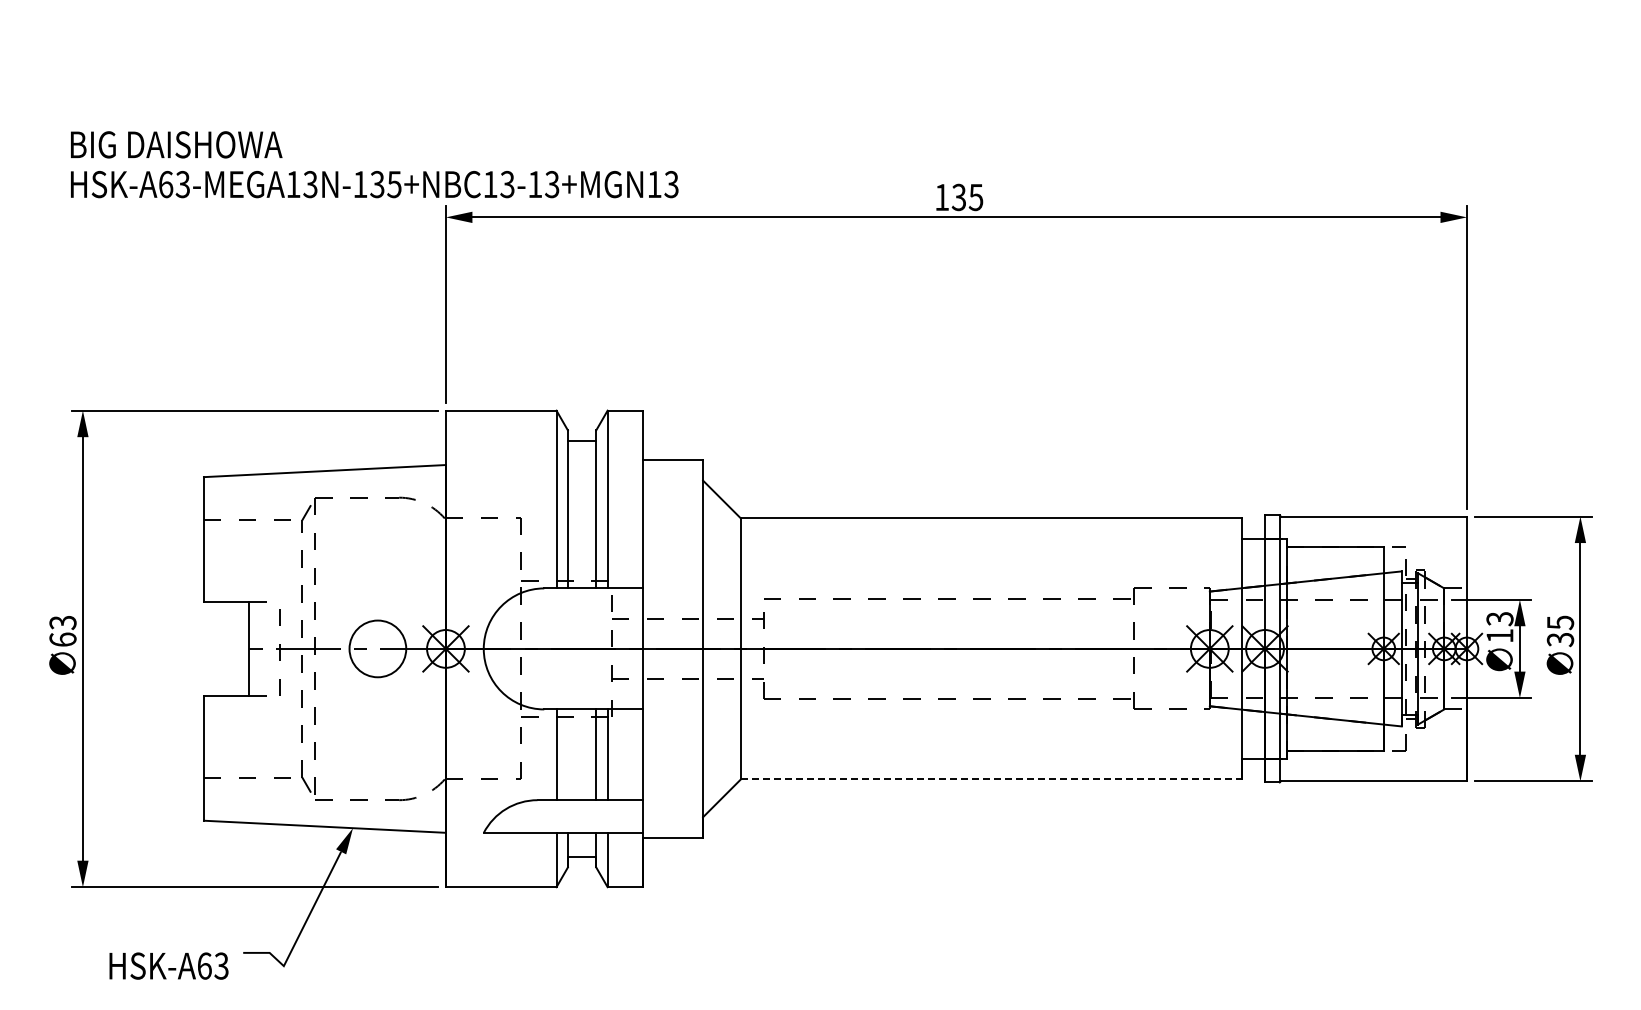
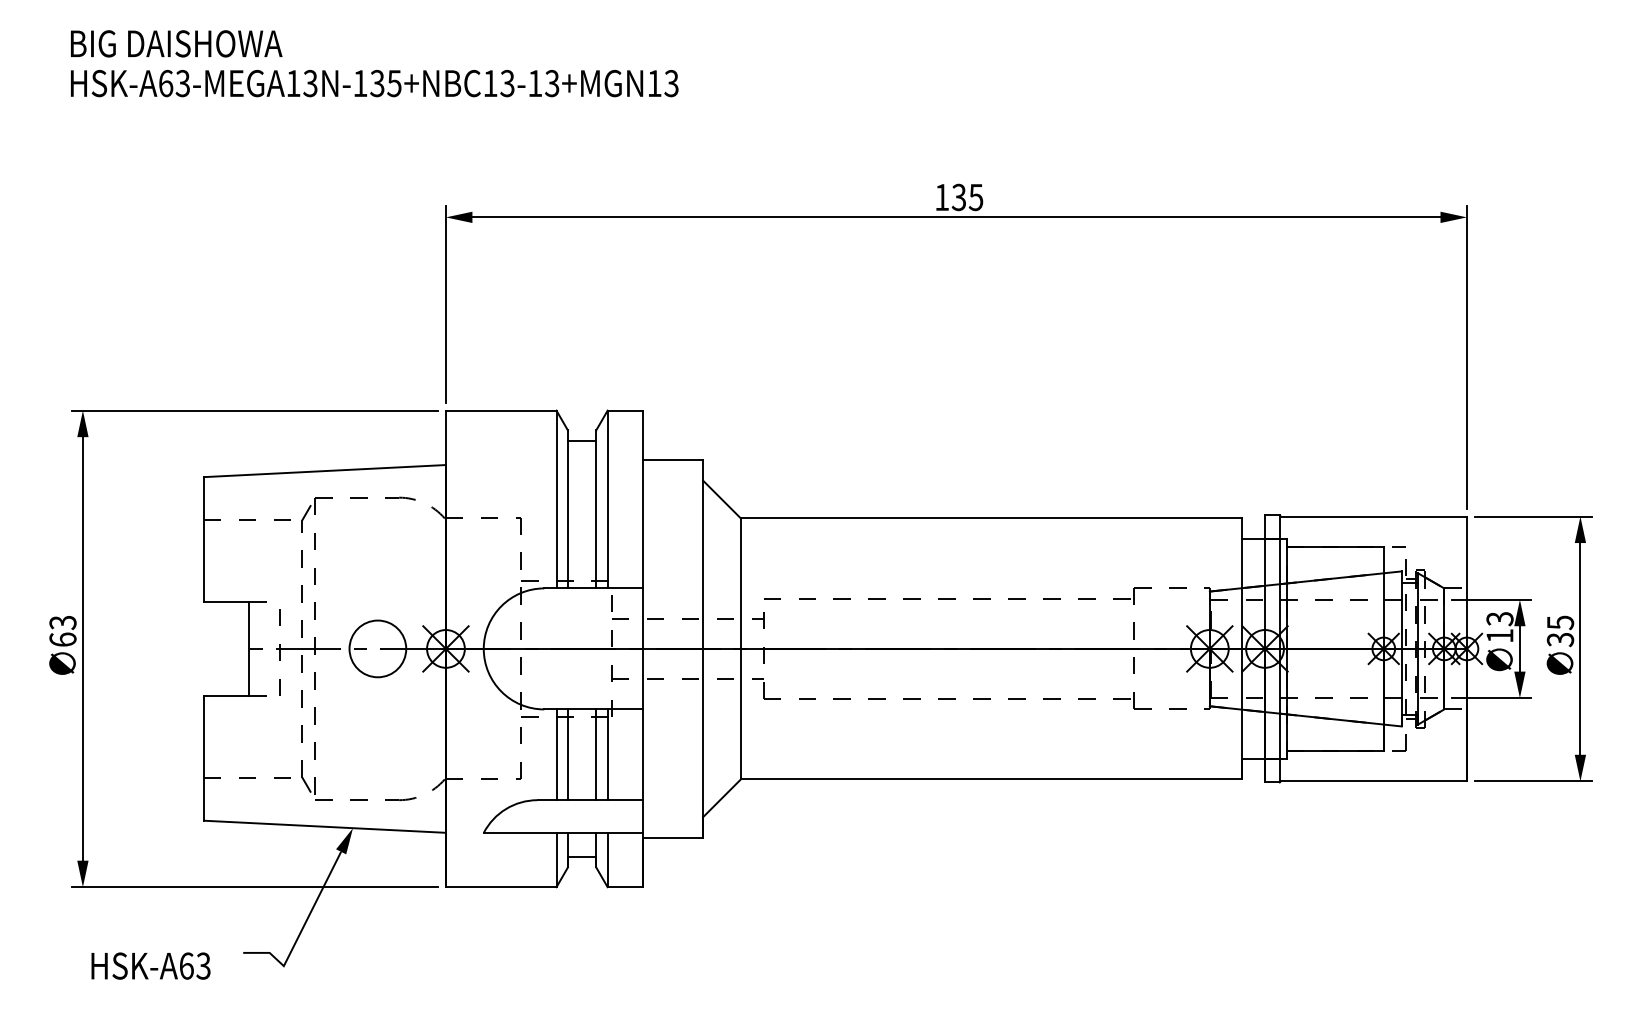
text position: (374, 164) -> (374, 63) (374, 63)
line: none -> present (567, 754)
line: dashed -> solid (991, 779)
text position: (168, 965) -> (150, 965) (150, 965)
